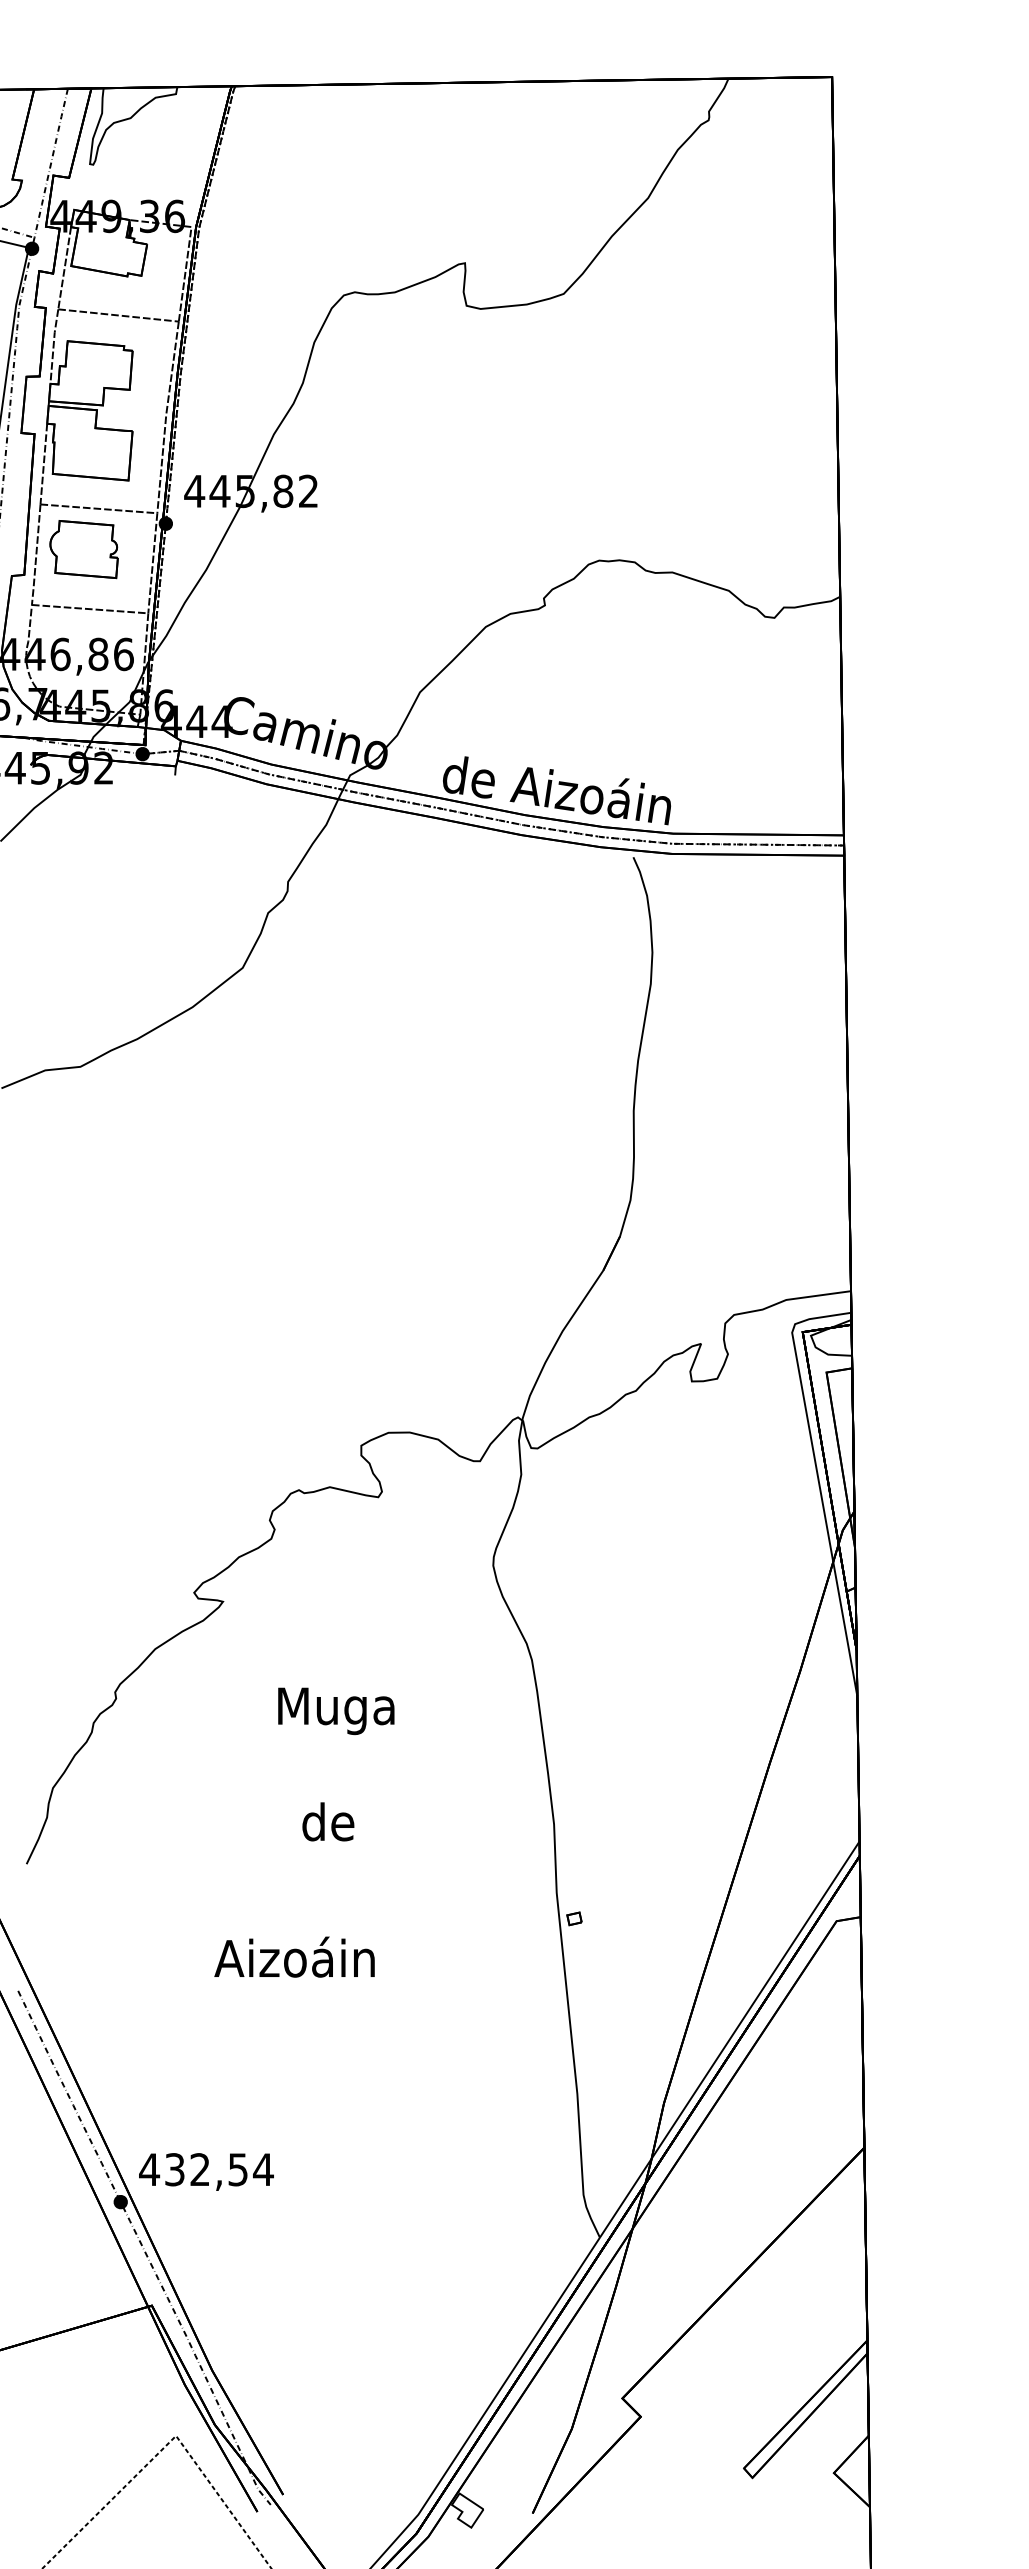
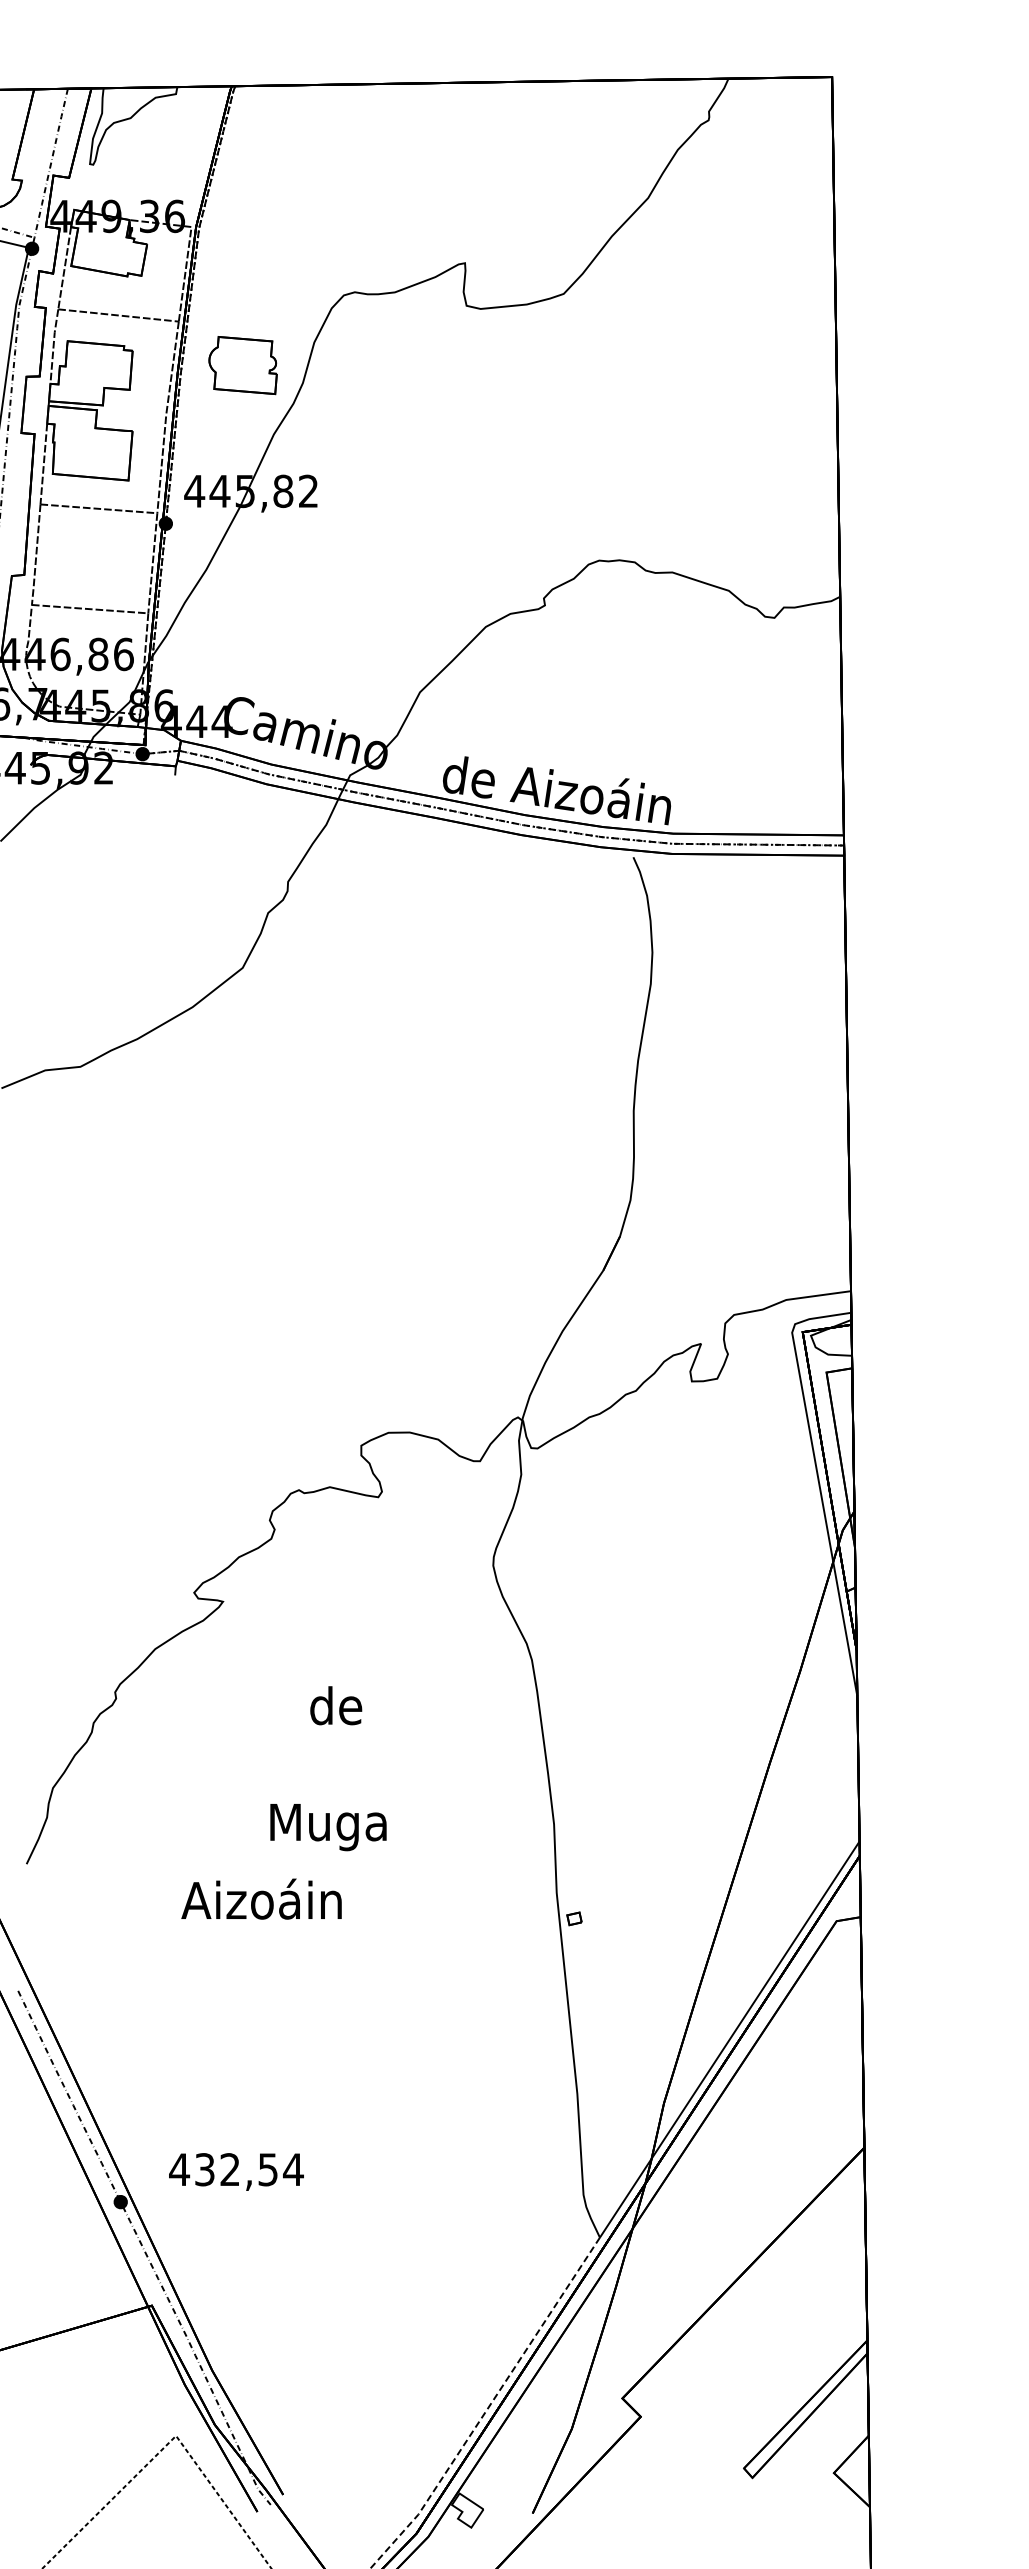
part position: (83, 549) -> (242, 365) (242, 365)
text: Muga -> de (336, 1710)
text: de -> Muga (328, 1826)
text position: (294, 1956) -> (261, 1898) (261, 1898)
text position: (206, 2171) -> (236, 2171) (236, 2171)
line: solid -> dashed (488, 2407)
